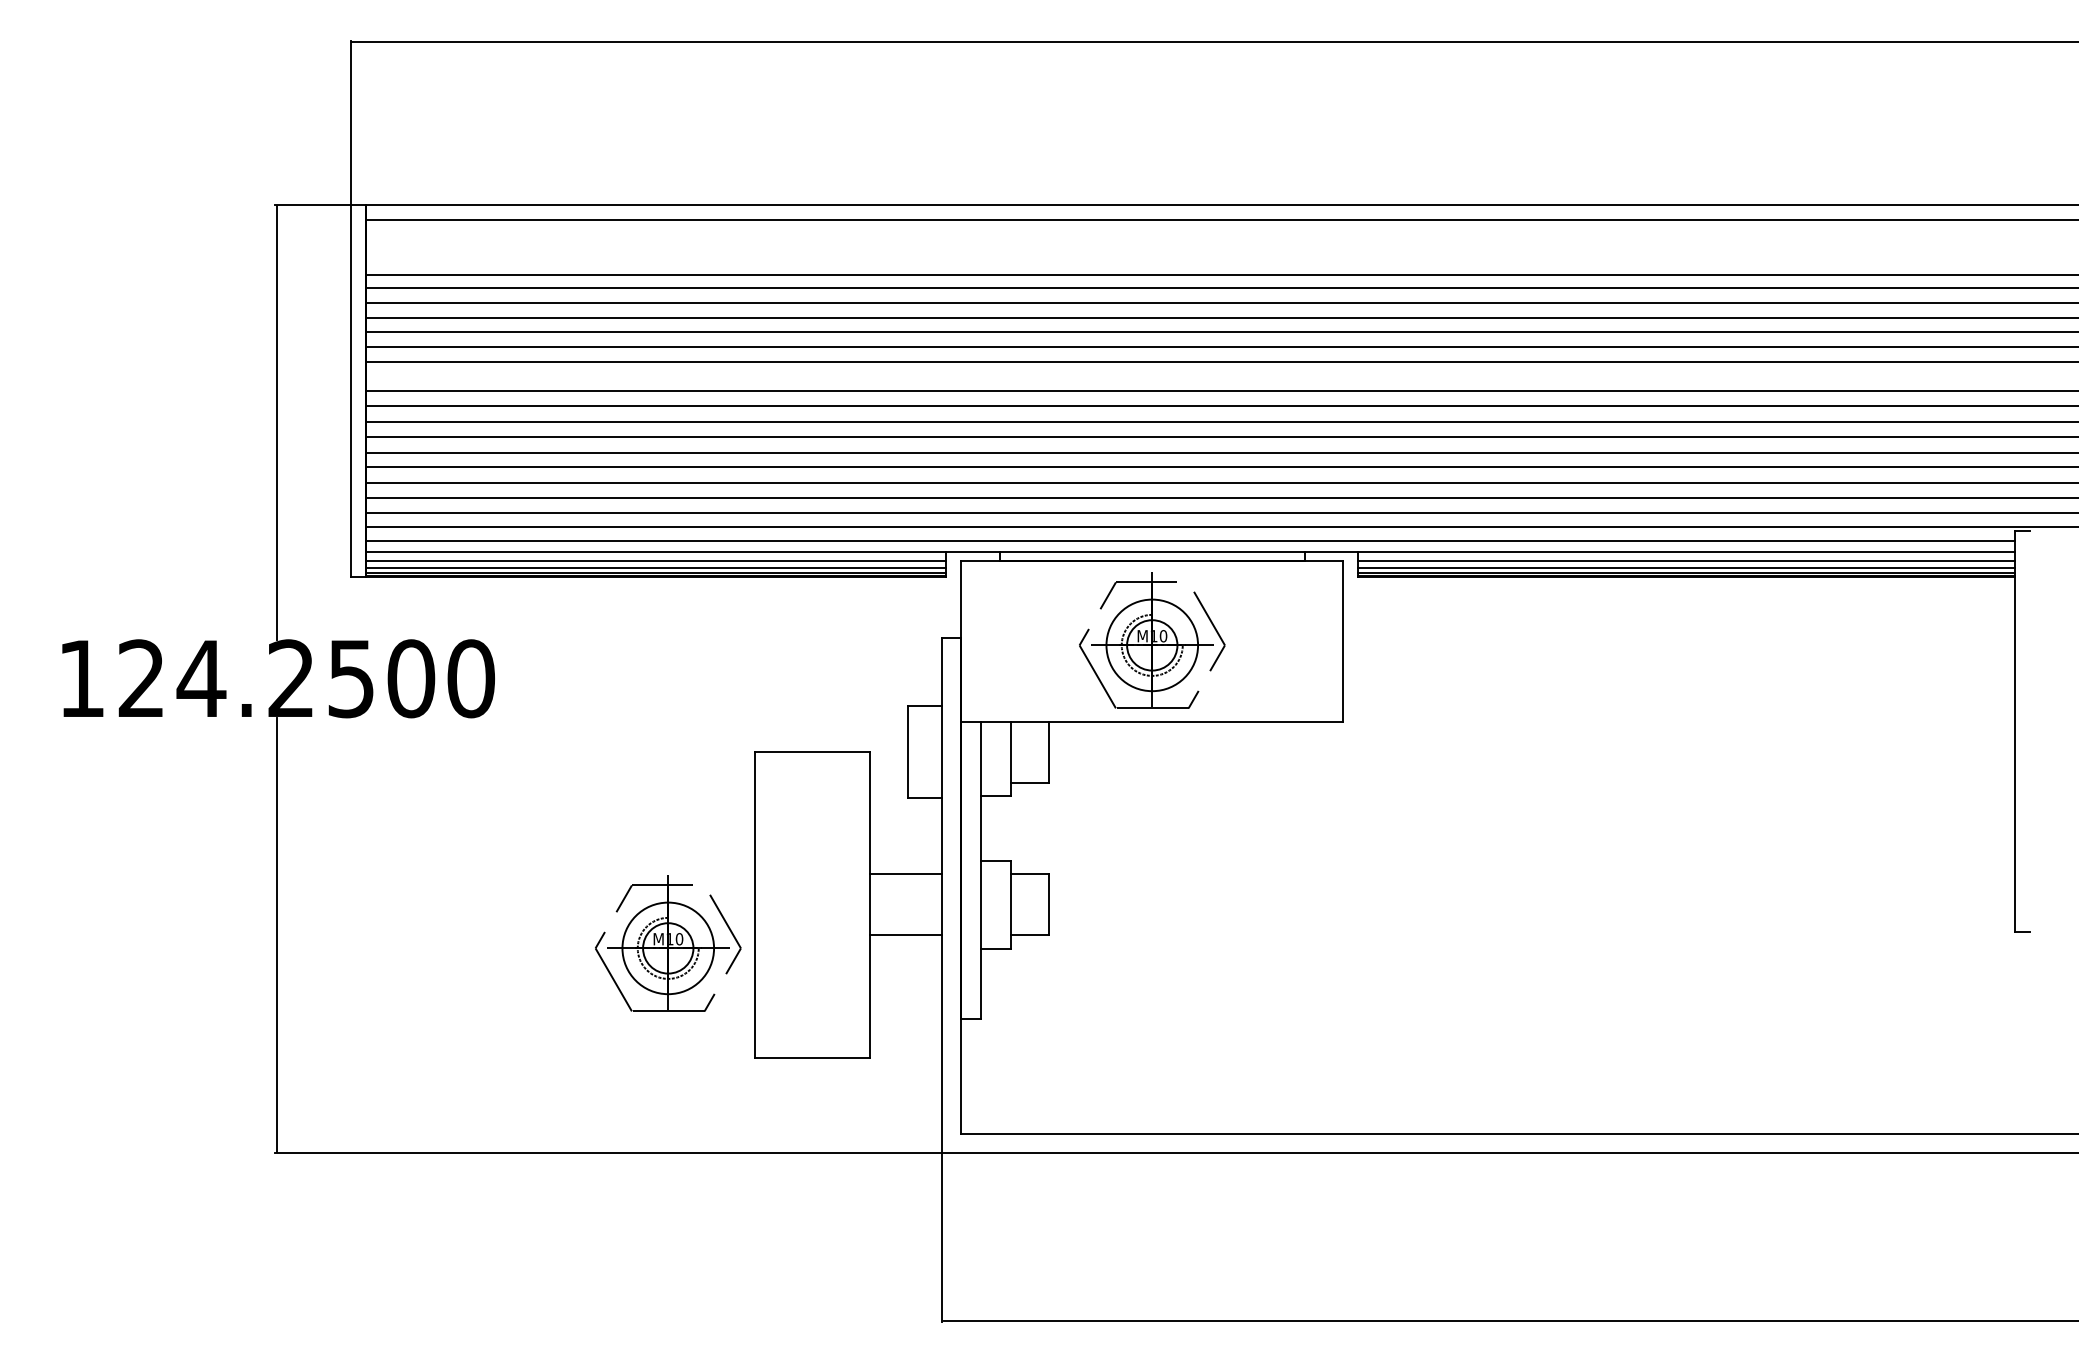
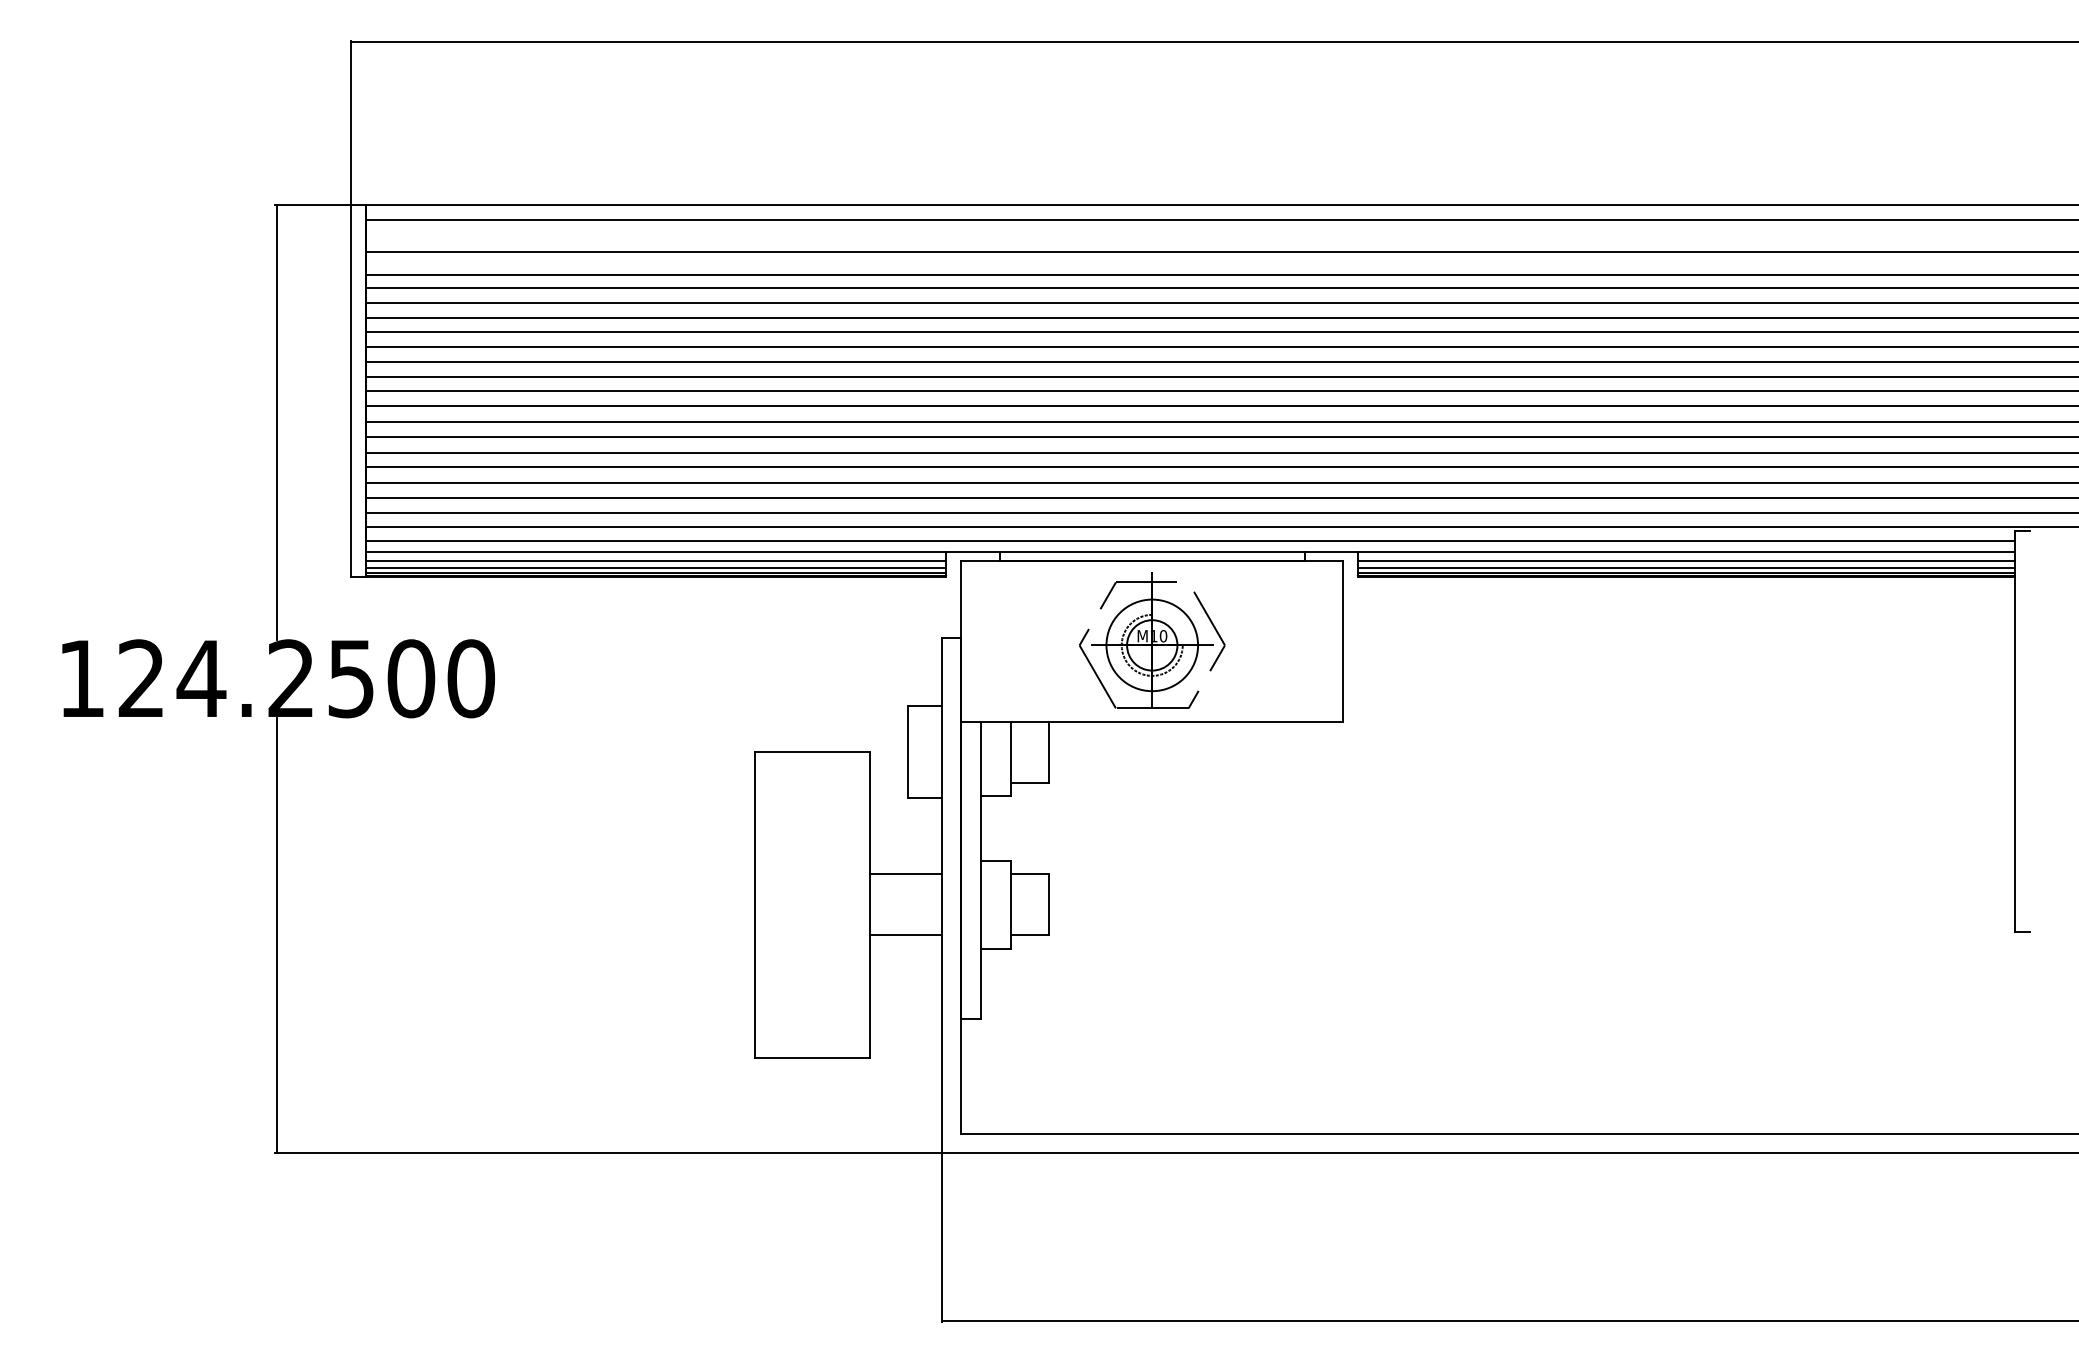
line: none -> present (1220, 252)
line: none -> present (1220, 377)
part: present -> none (668, 943)
